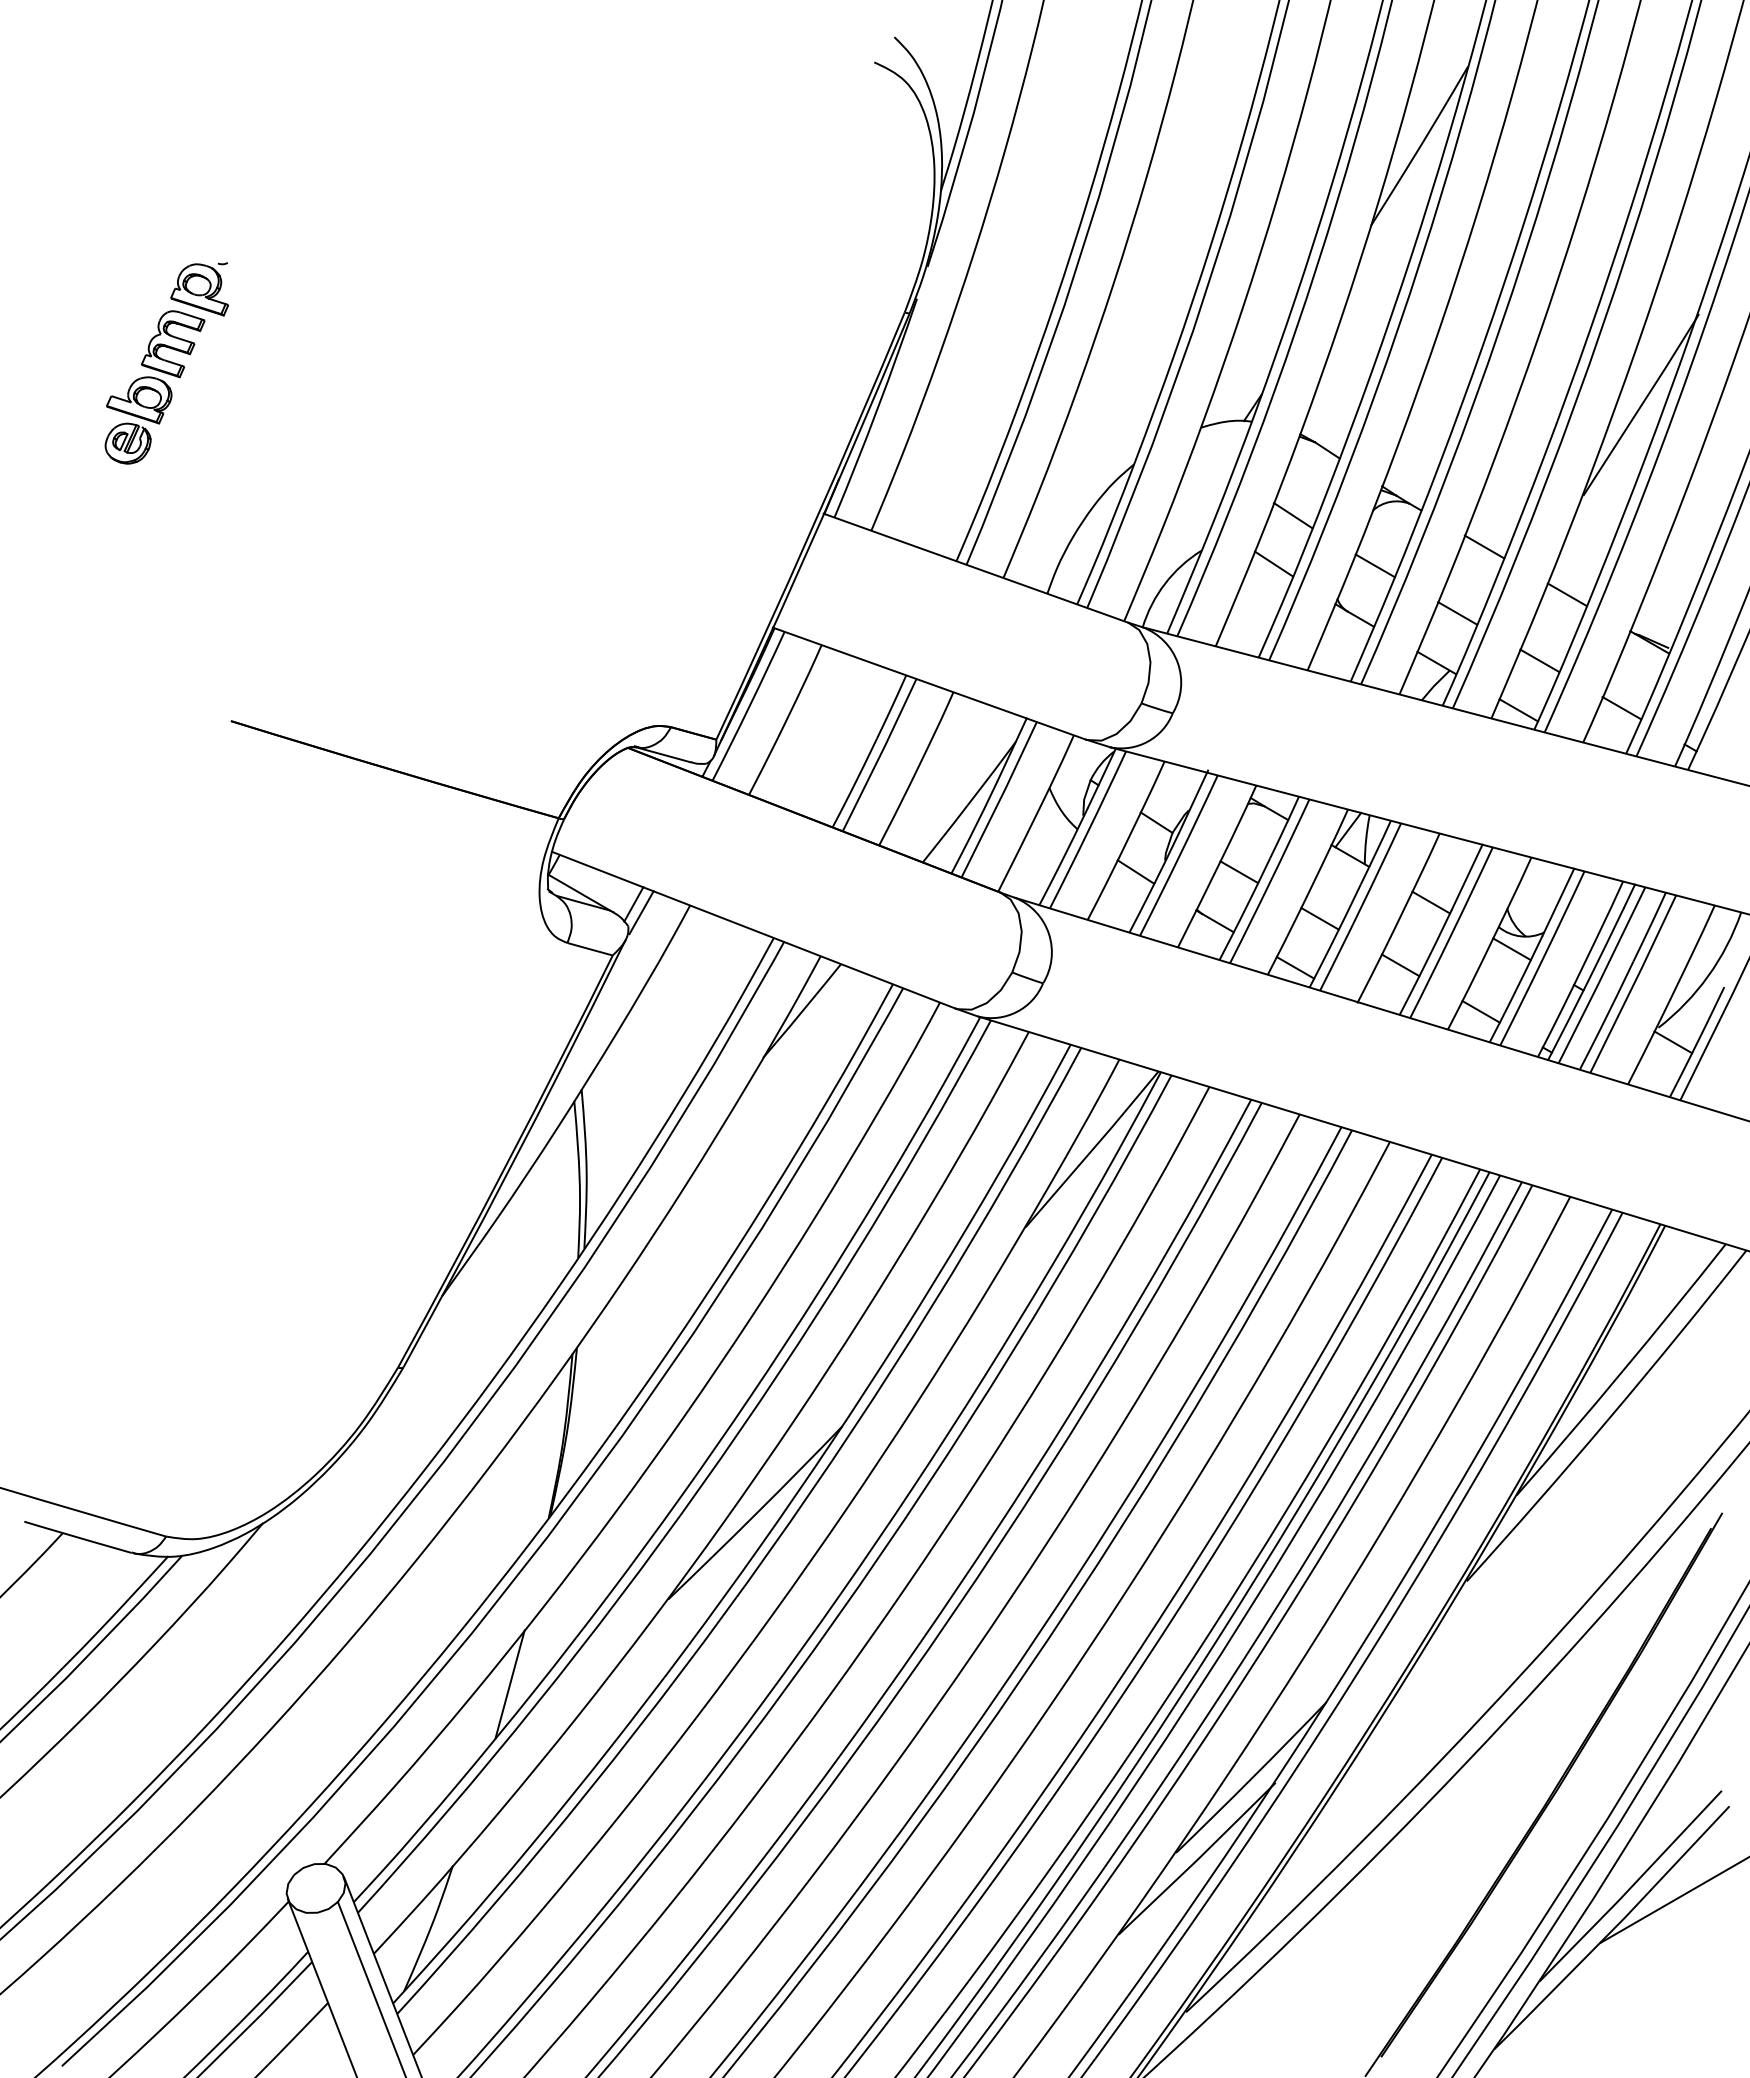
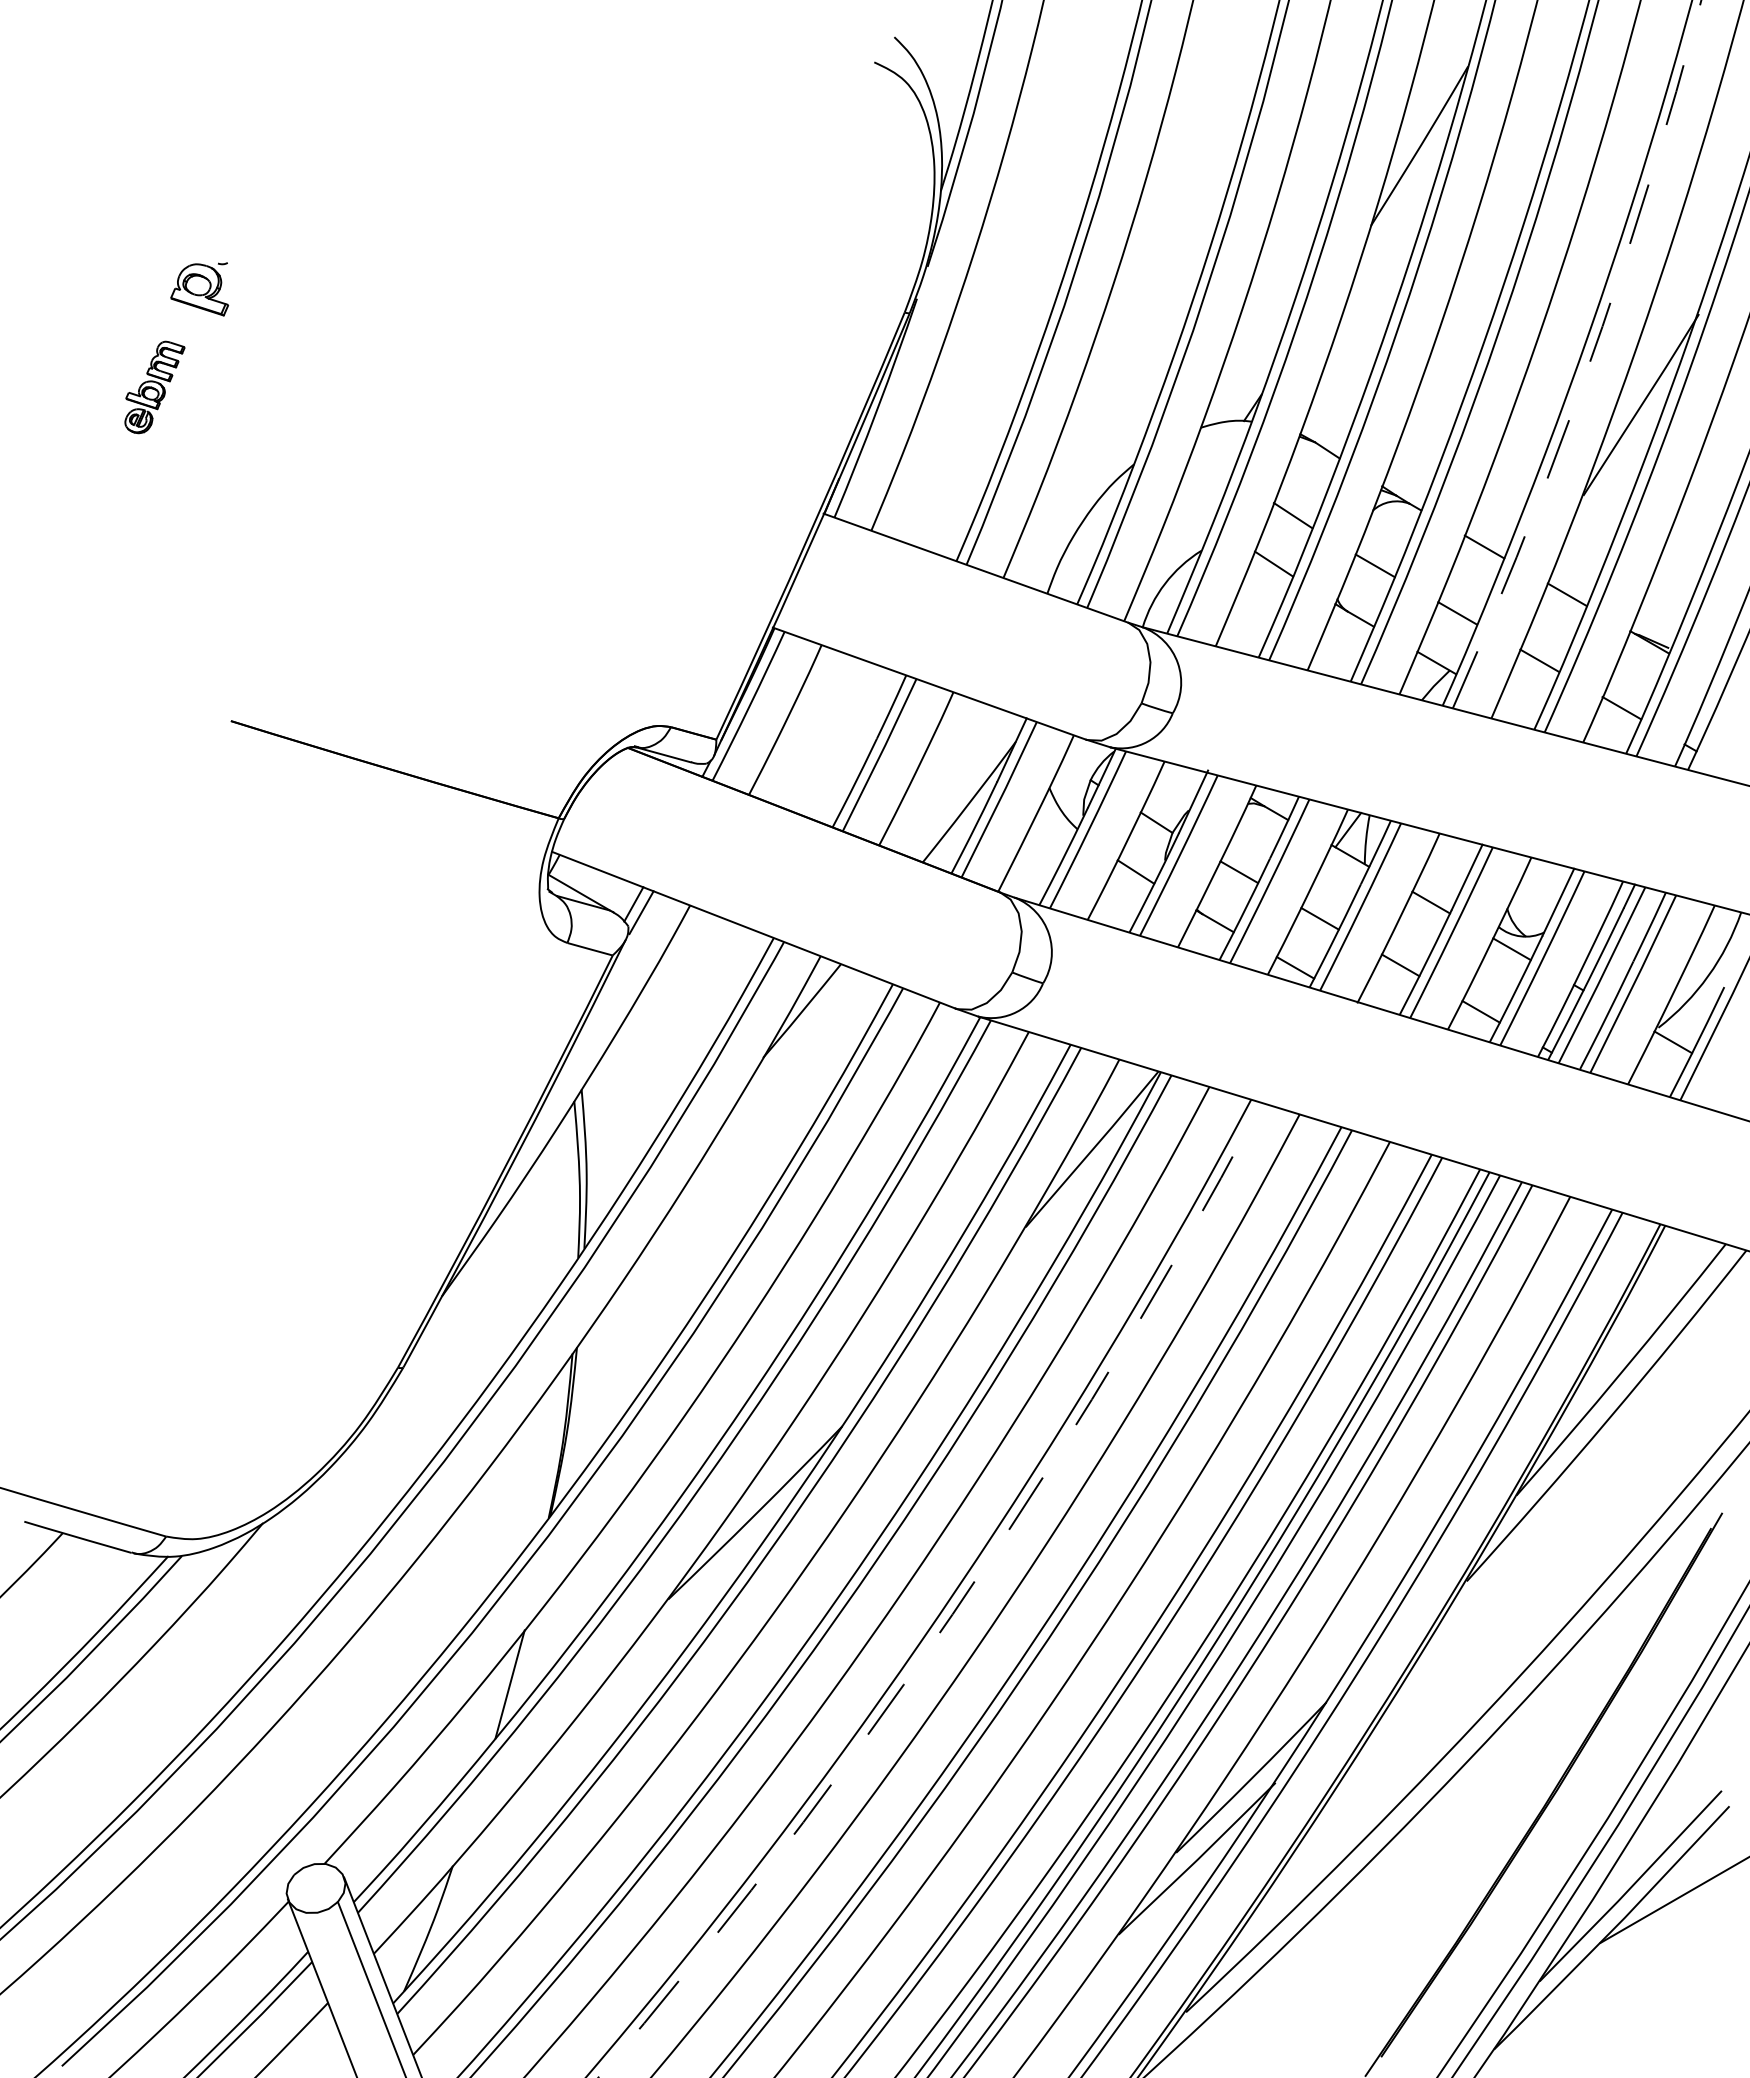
arc: solid -> dashed (1590, 361)
part size: 102x155 px -> 62x95 px (154, 387)
line: present -> none (1518, 710)
arc: solid -> dashed (956, 1608)
